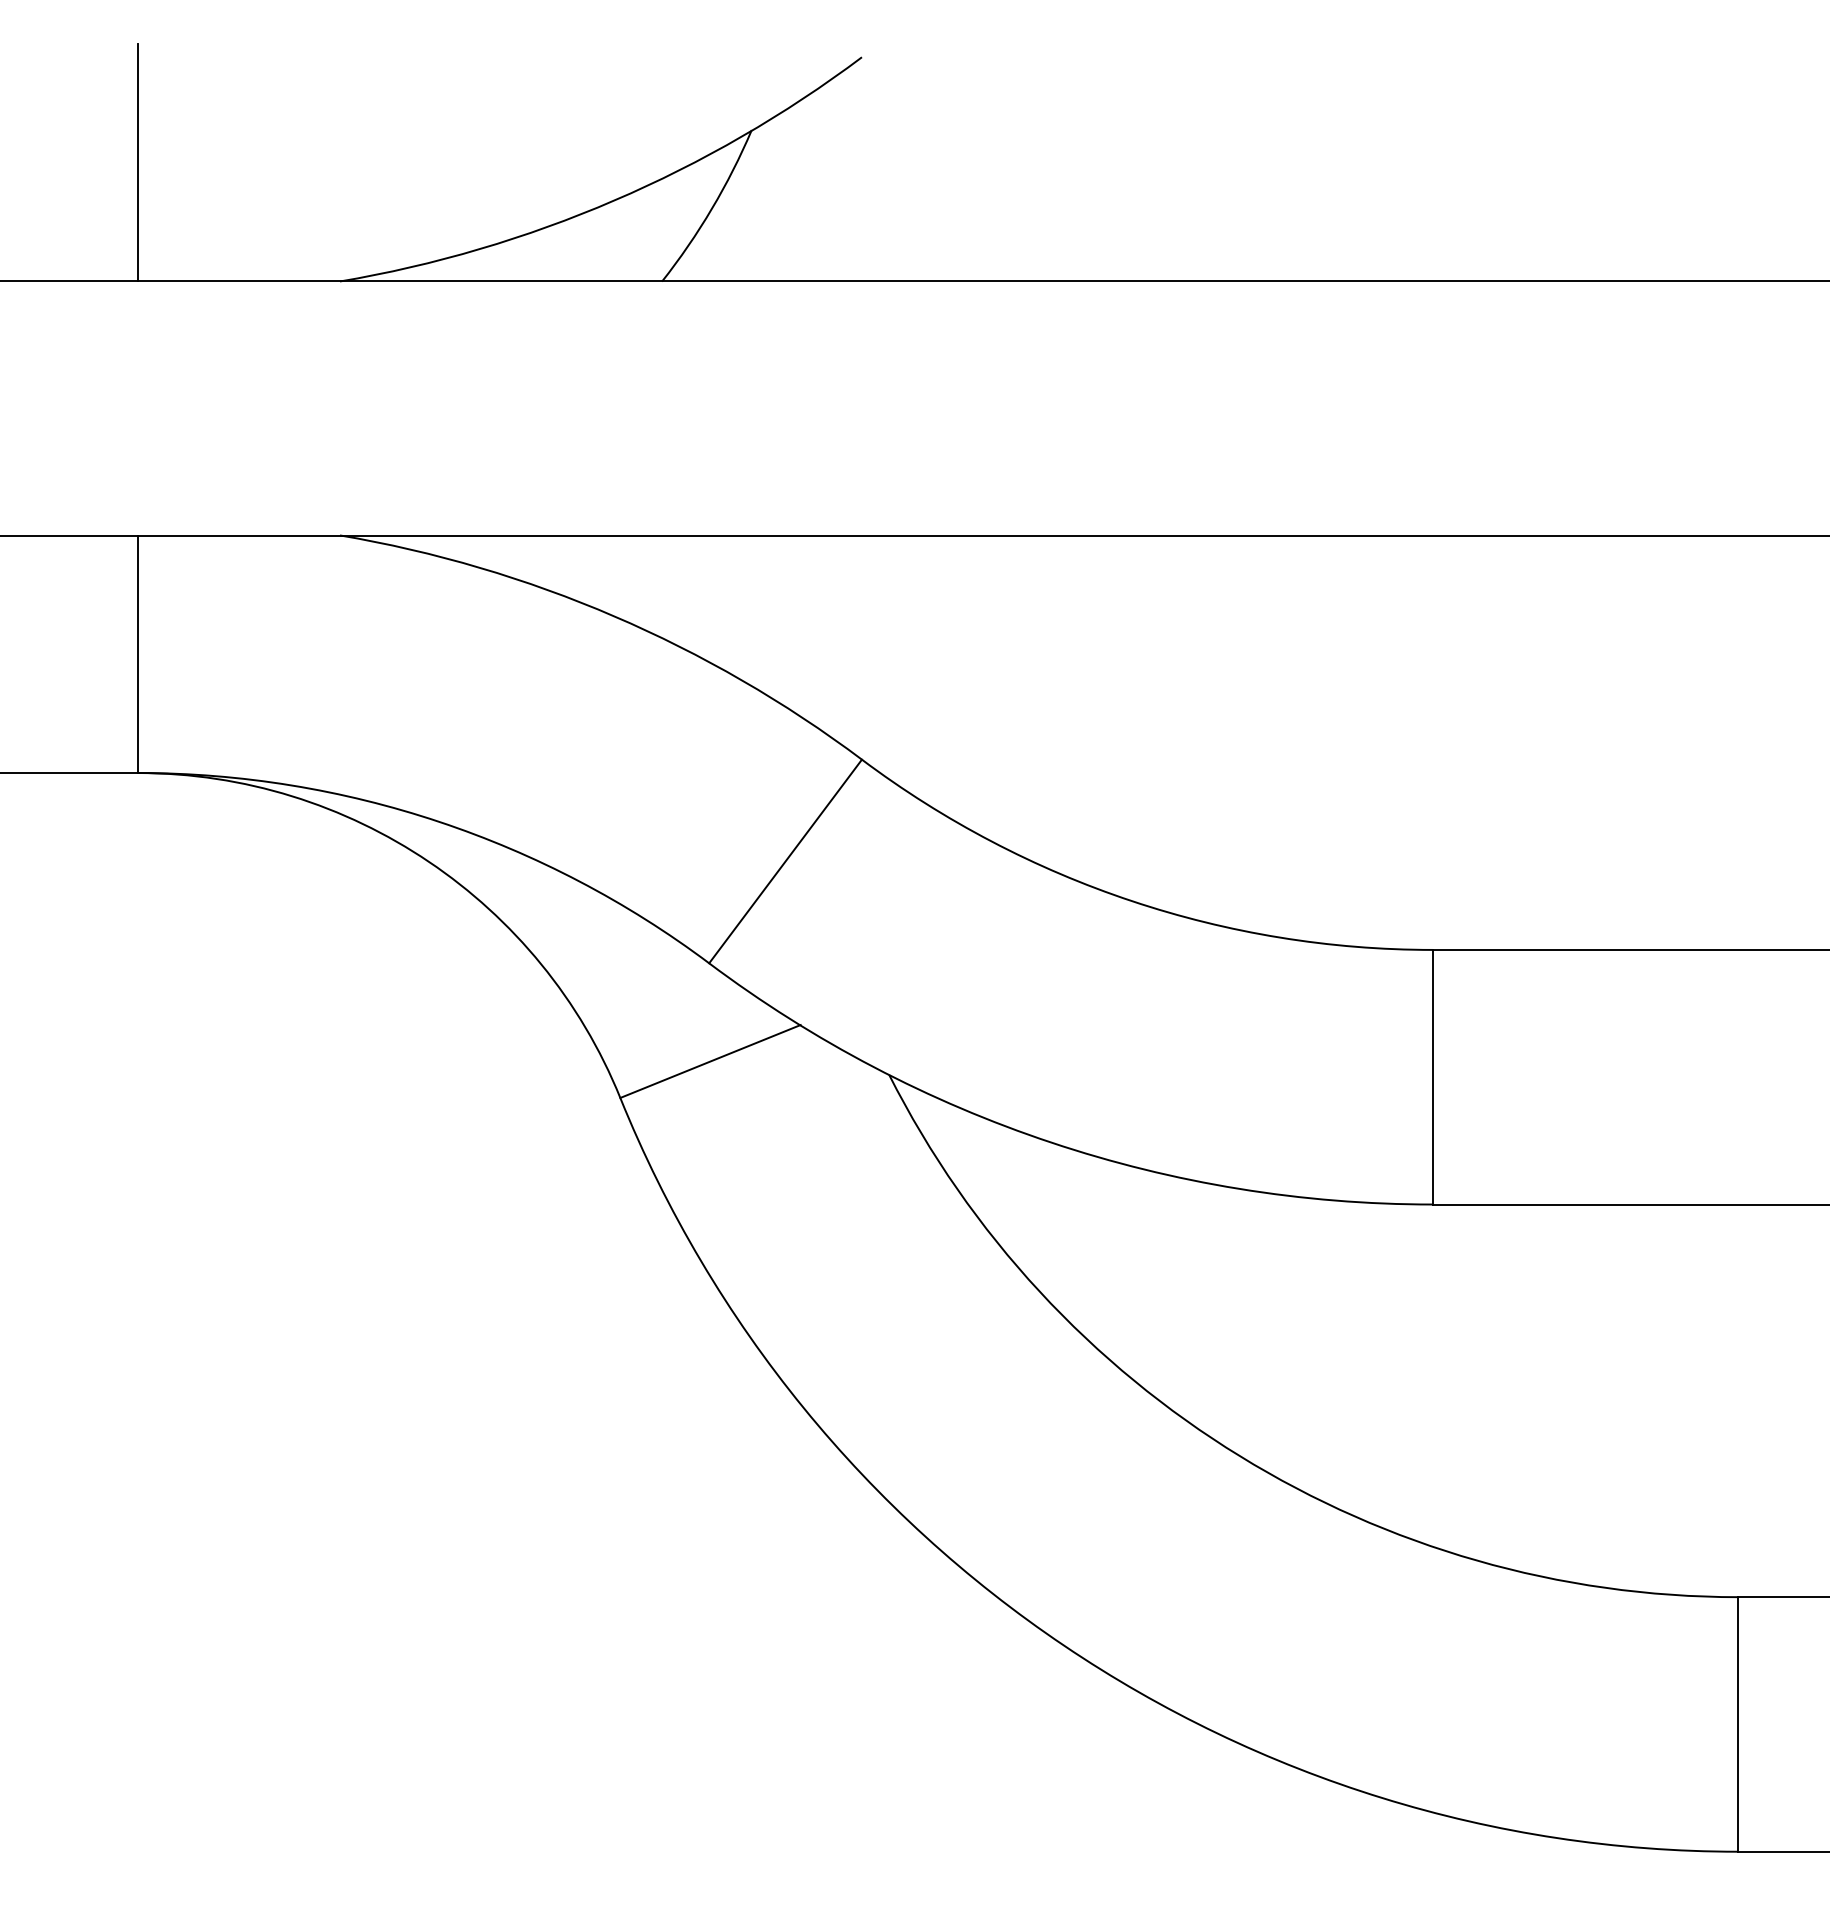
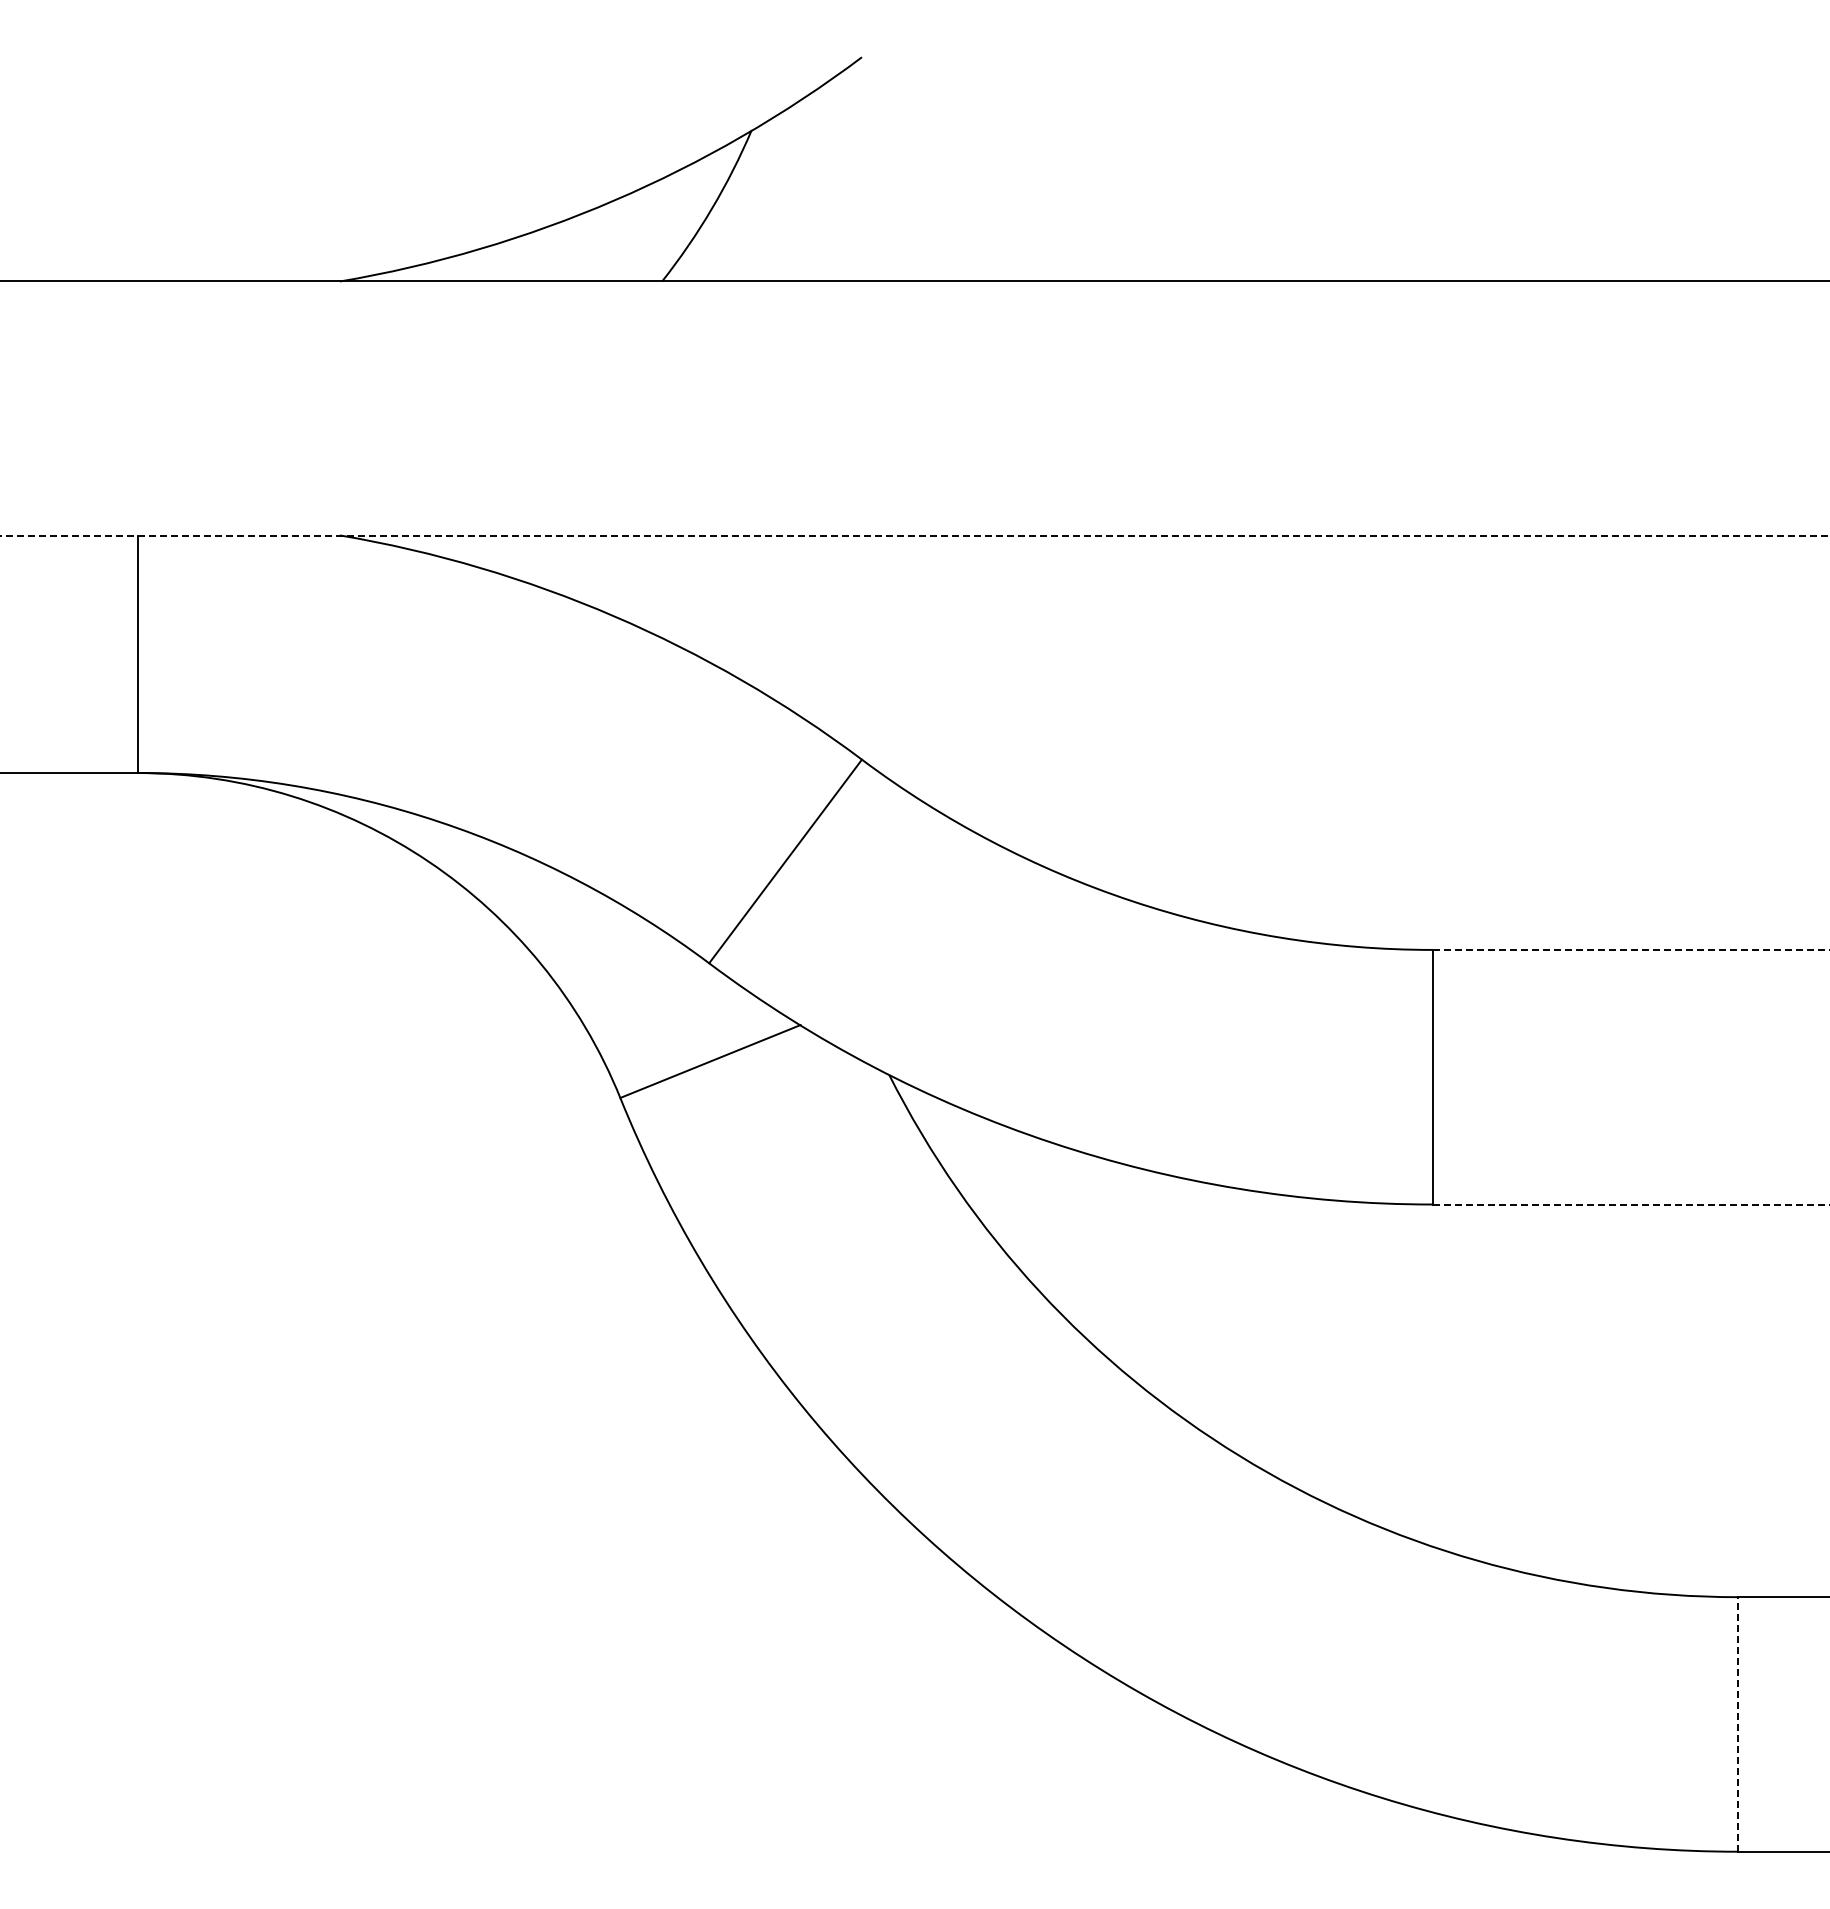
line: present -> none (138, 162)
line: solid -> dashed (914, 535)
line: solid -> dashed (1631, 949)
line: solid -> dashed (1631, 1204)
line: solid -> dashed (1738, 1723)
